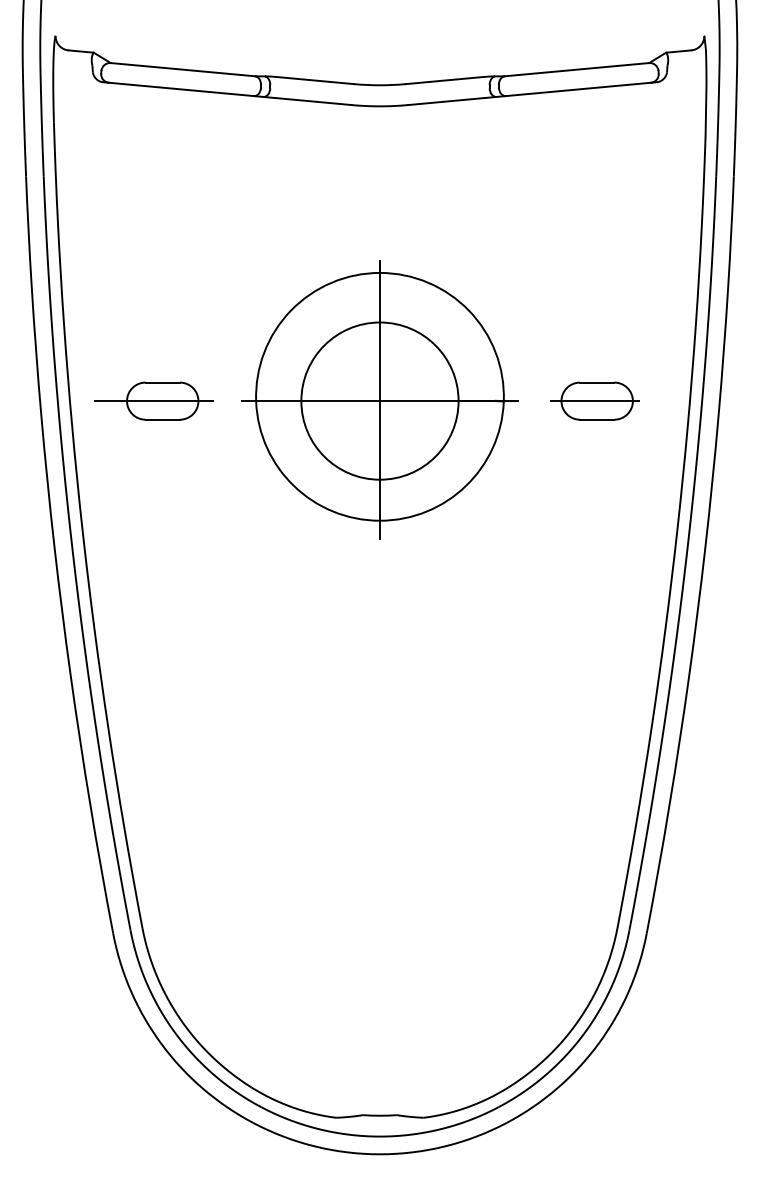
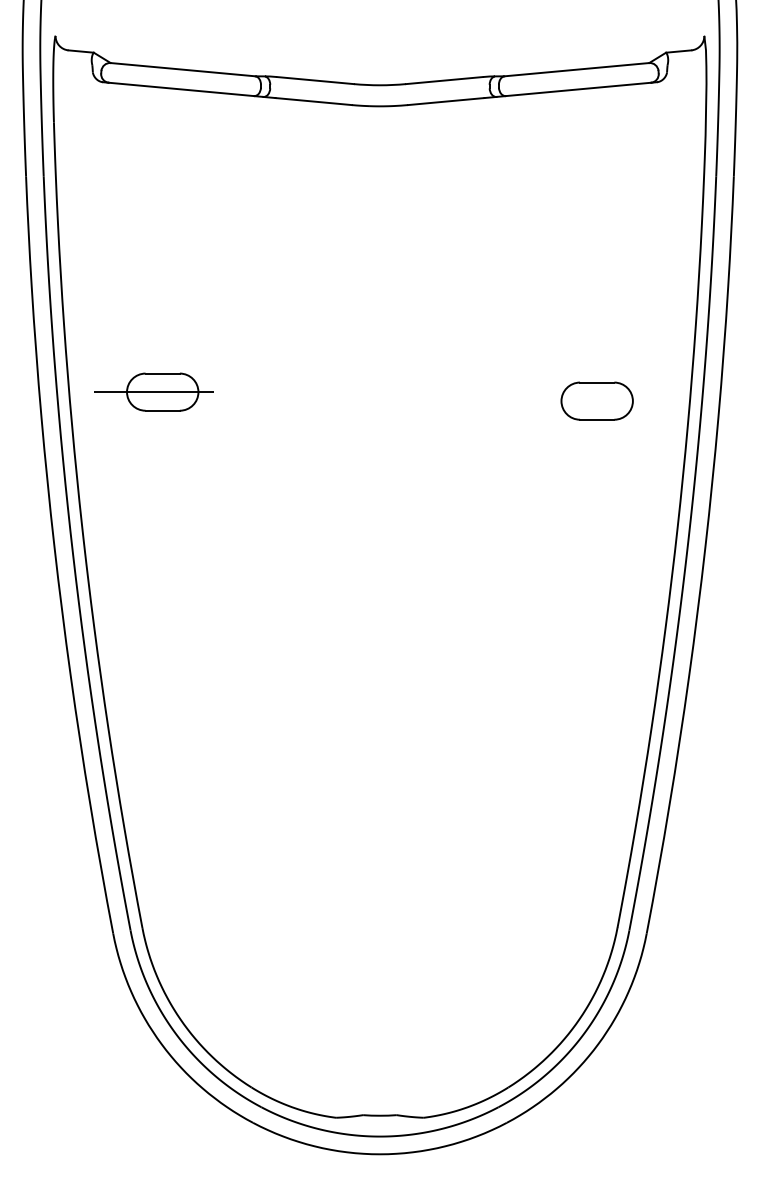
part: present -> none (379, 399)
part position: (153, 400) -> (153, 391) (153, 391)
line: present -> none (595, 401)
